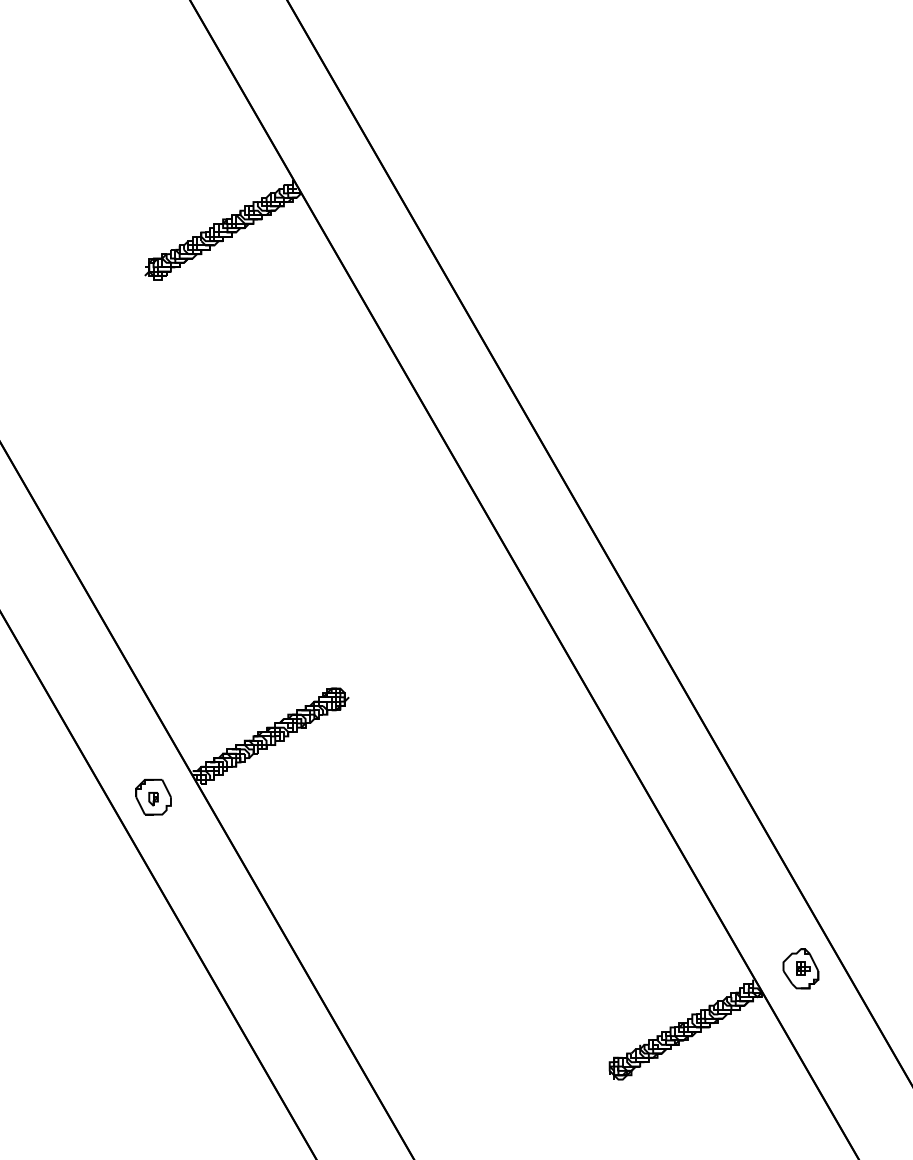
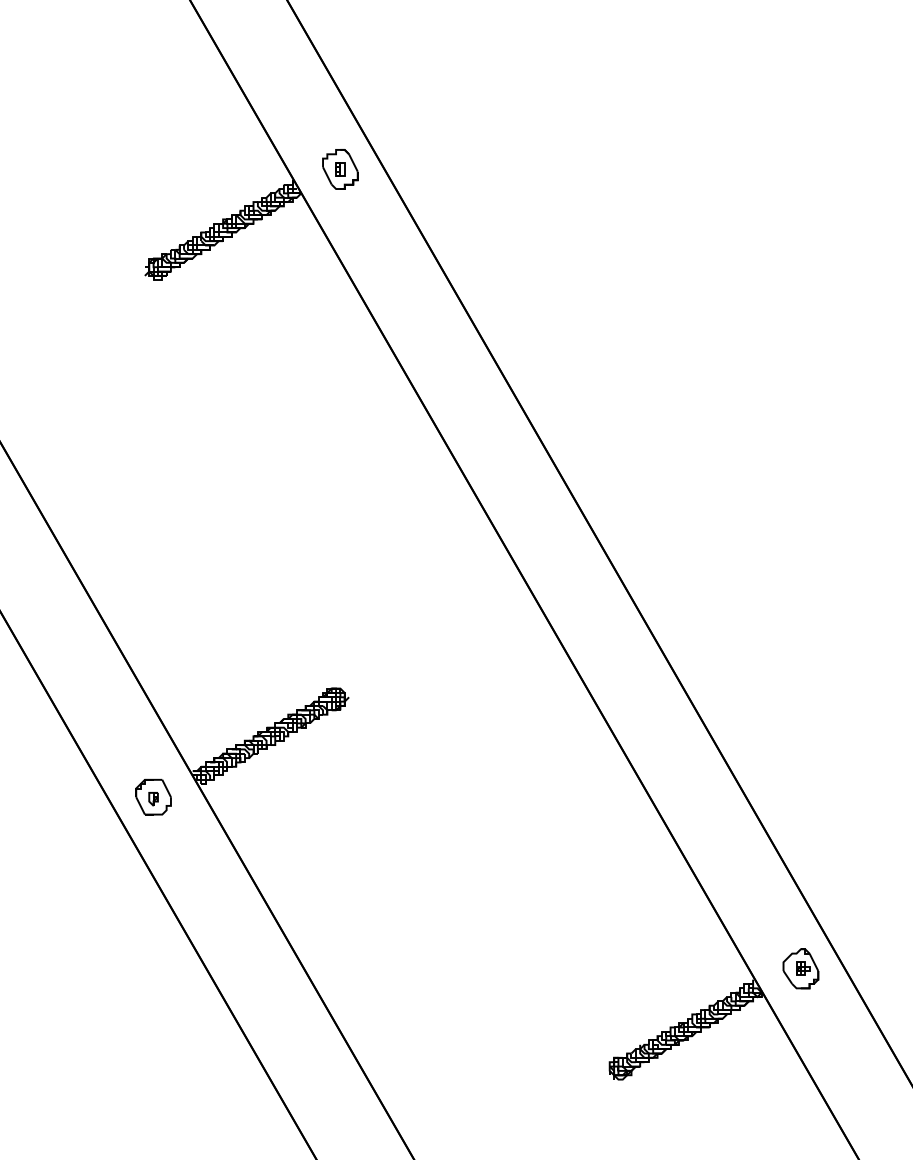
part: none -> present (340, 169)
